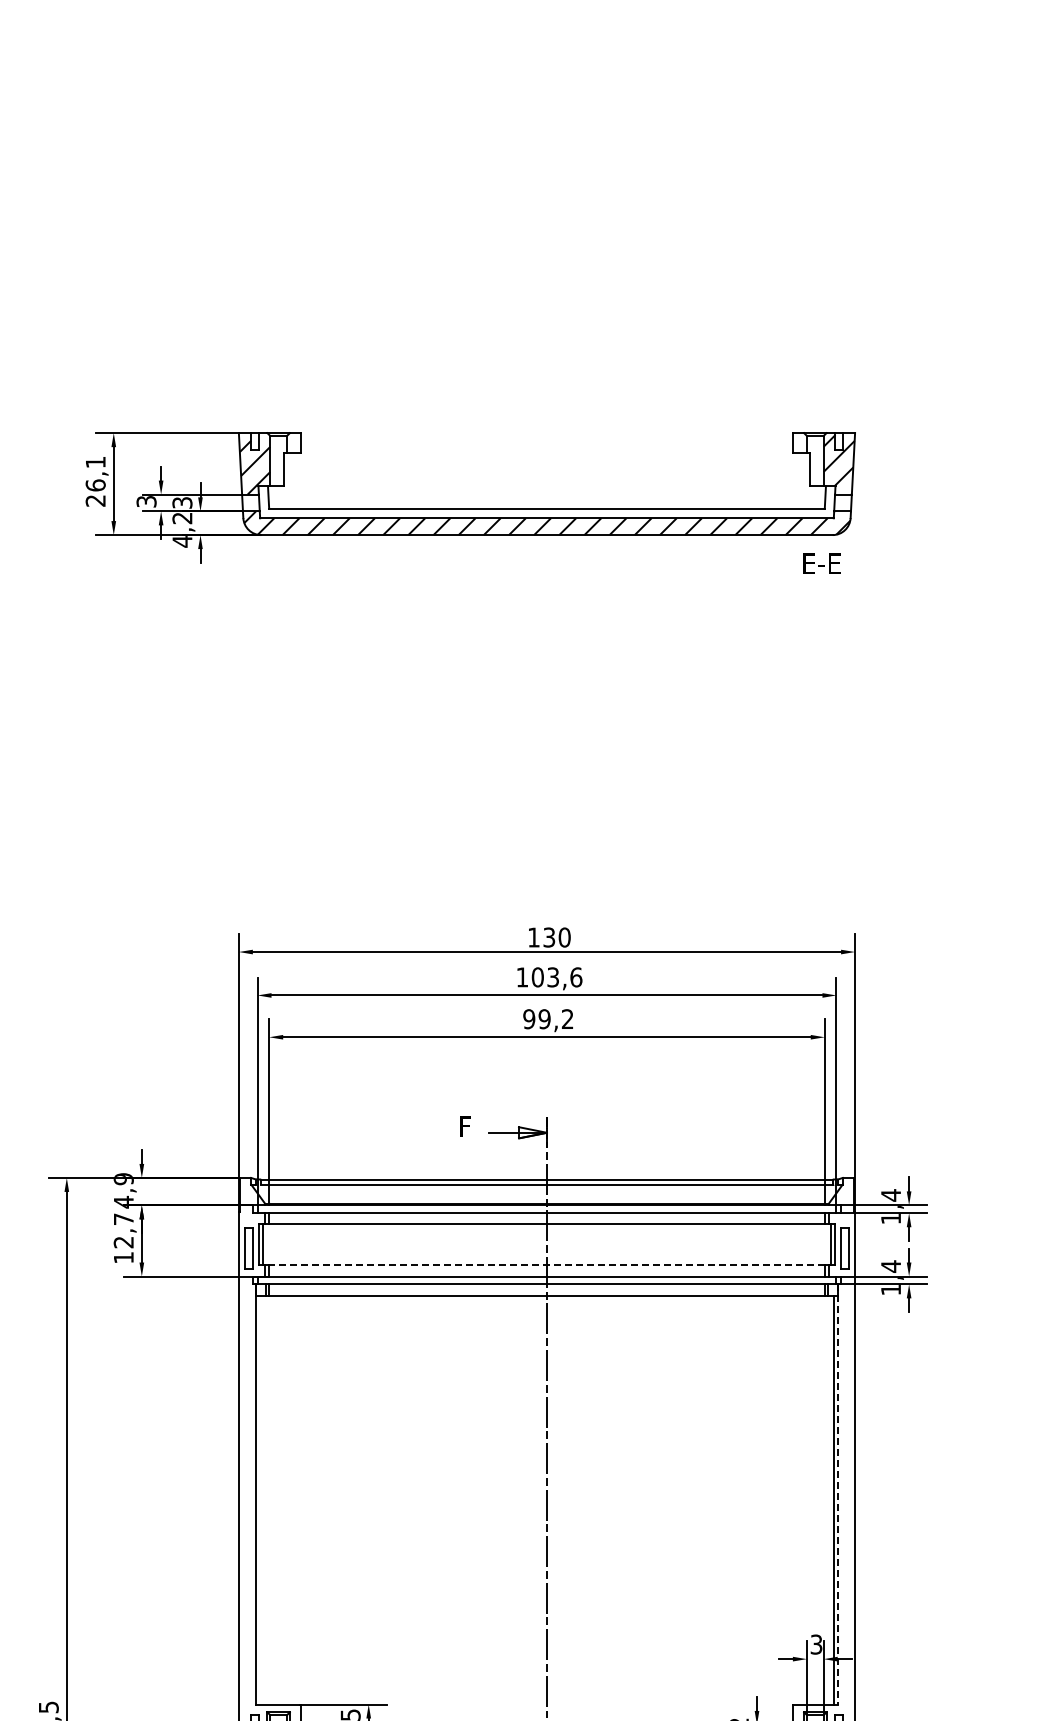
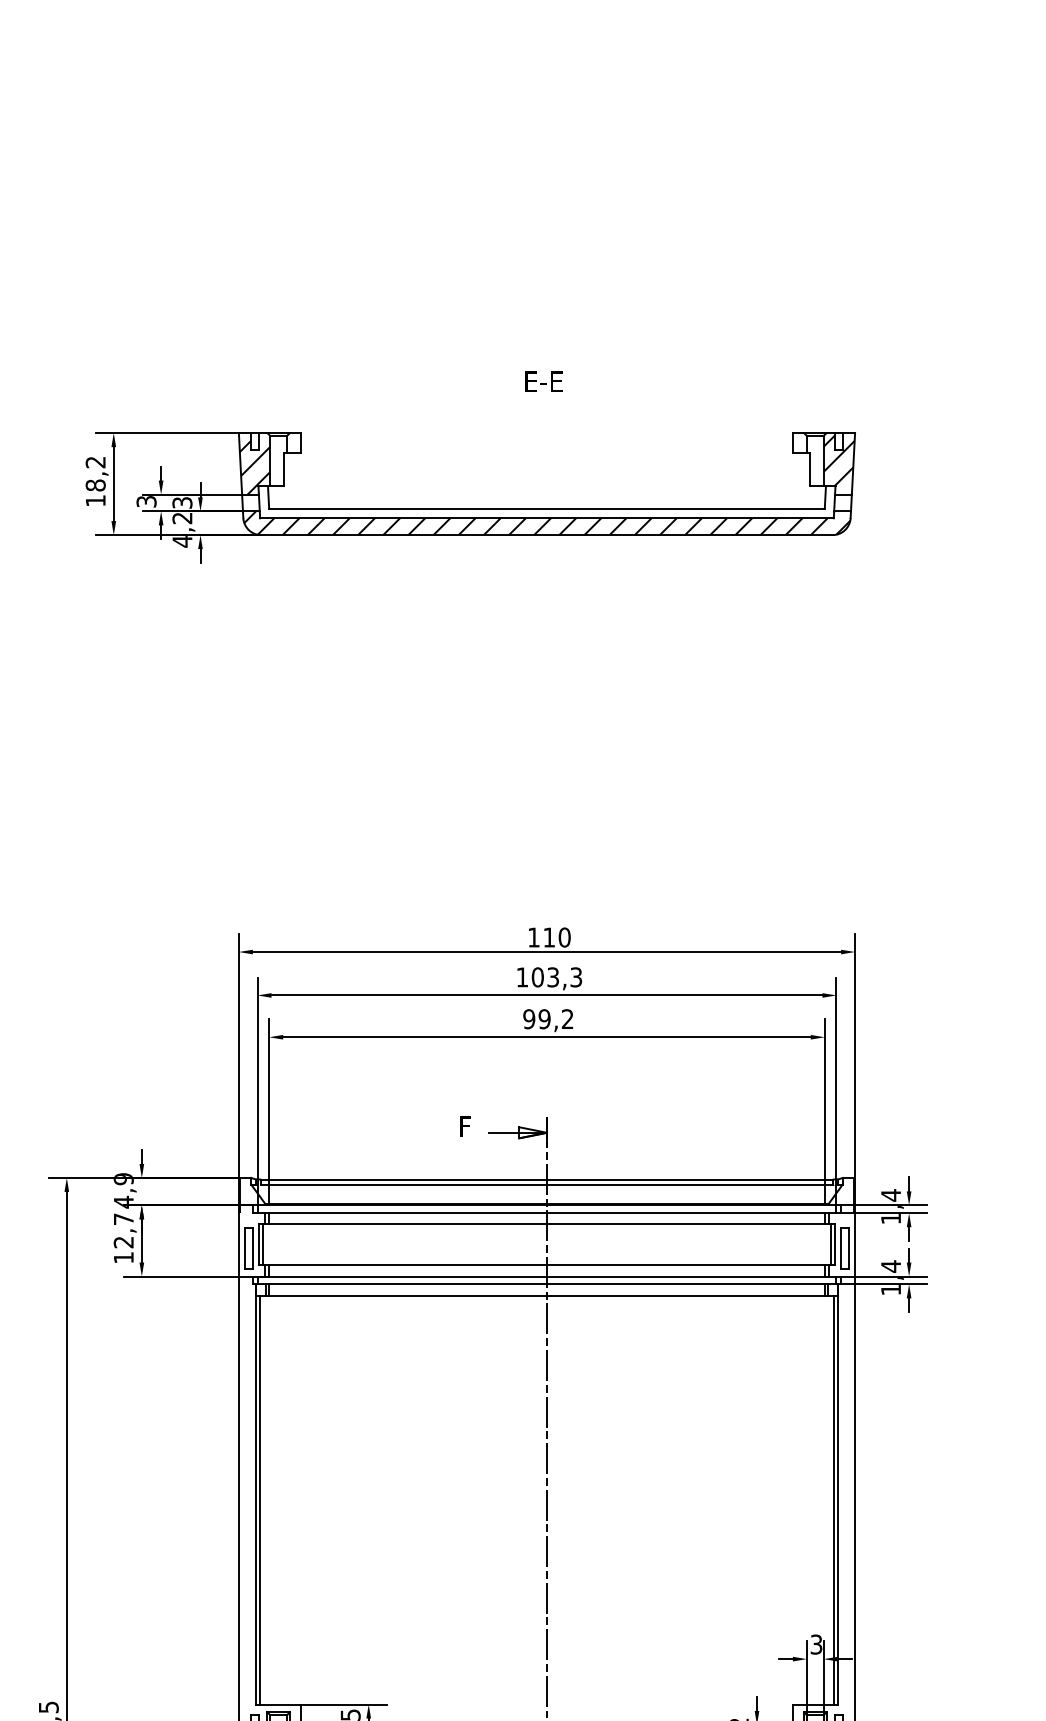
text: 26,1 -> 18,2 (95, 481)
text position: (821, 563) -> (543, 381) (543, 381)
text: 130 -> 110 (549, 937)
text: 103,6 -> 103,3 (576, 977)
line: dashed -> solid (546, 1265)
line: dashed -> solid (838, 1494)
line: none -> present (260, 1499)
